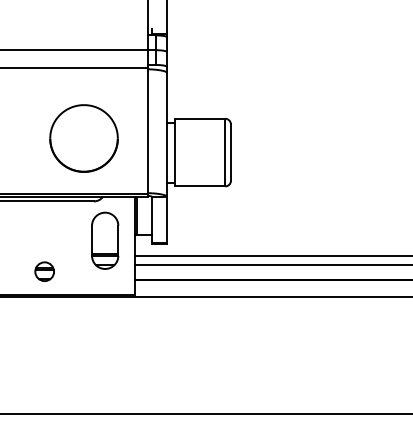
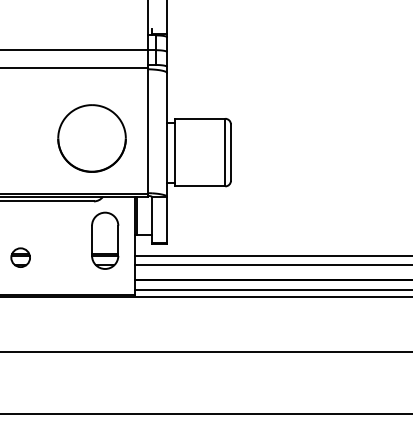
part position: (83, 138) -> (91, 138) (91, 138)
part position: (44, 271) -> (20, 257) (20, 257)
line: none -> present (272, 289)
line: none -> present (205, 351)
